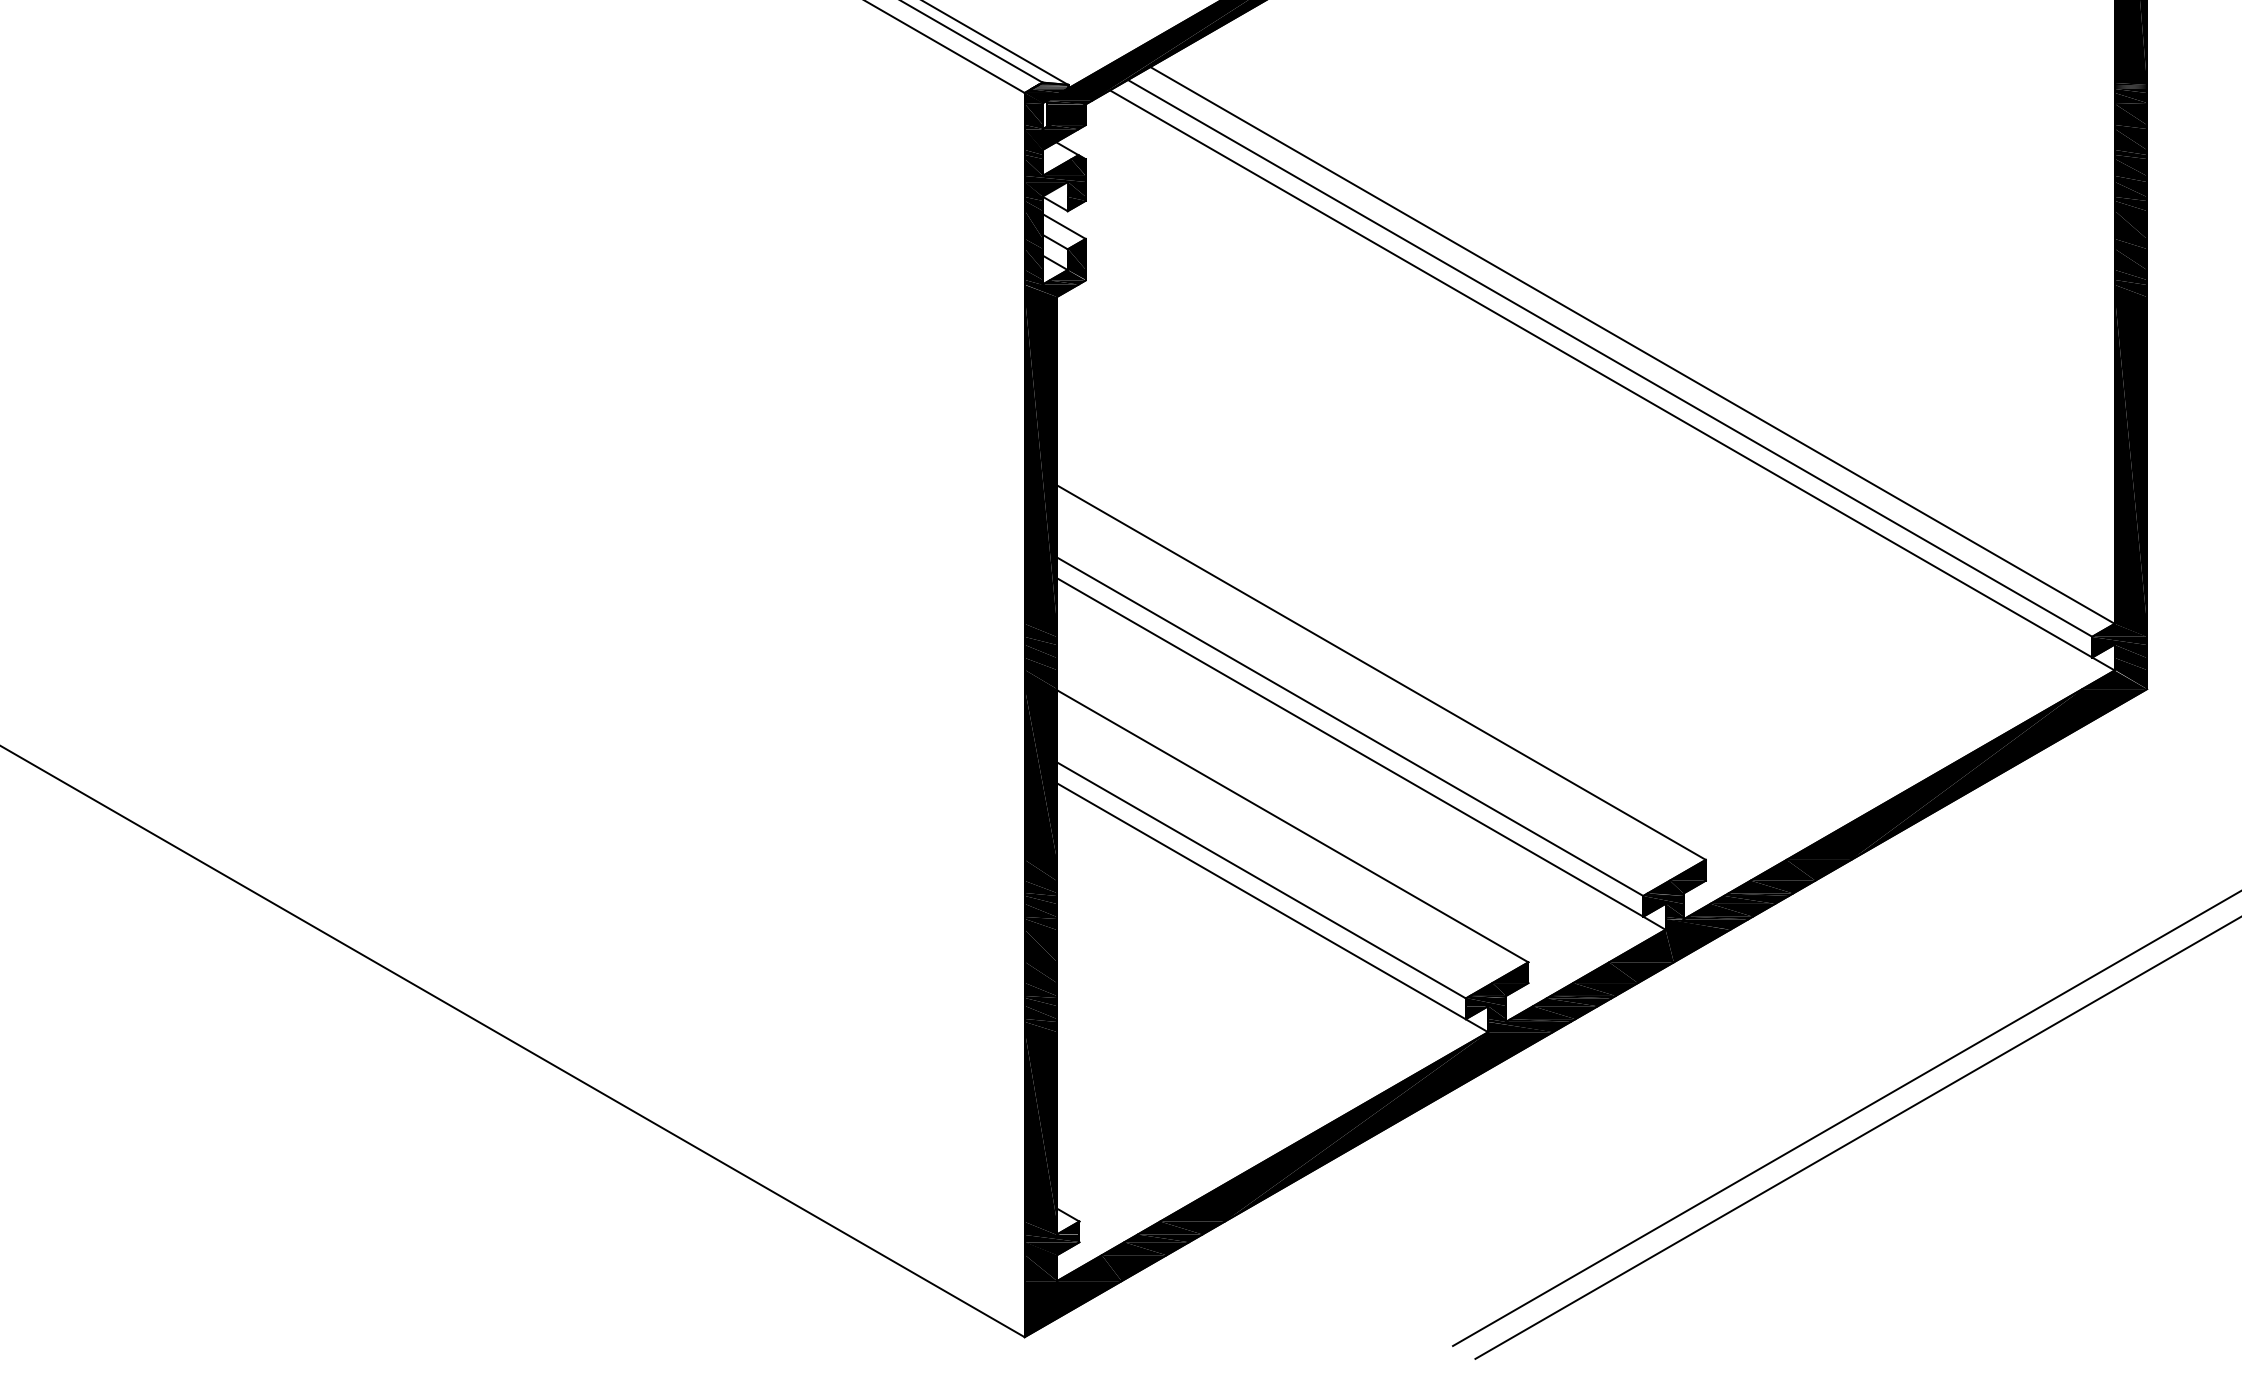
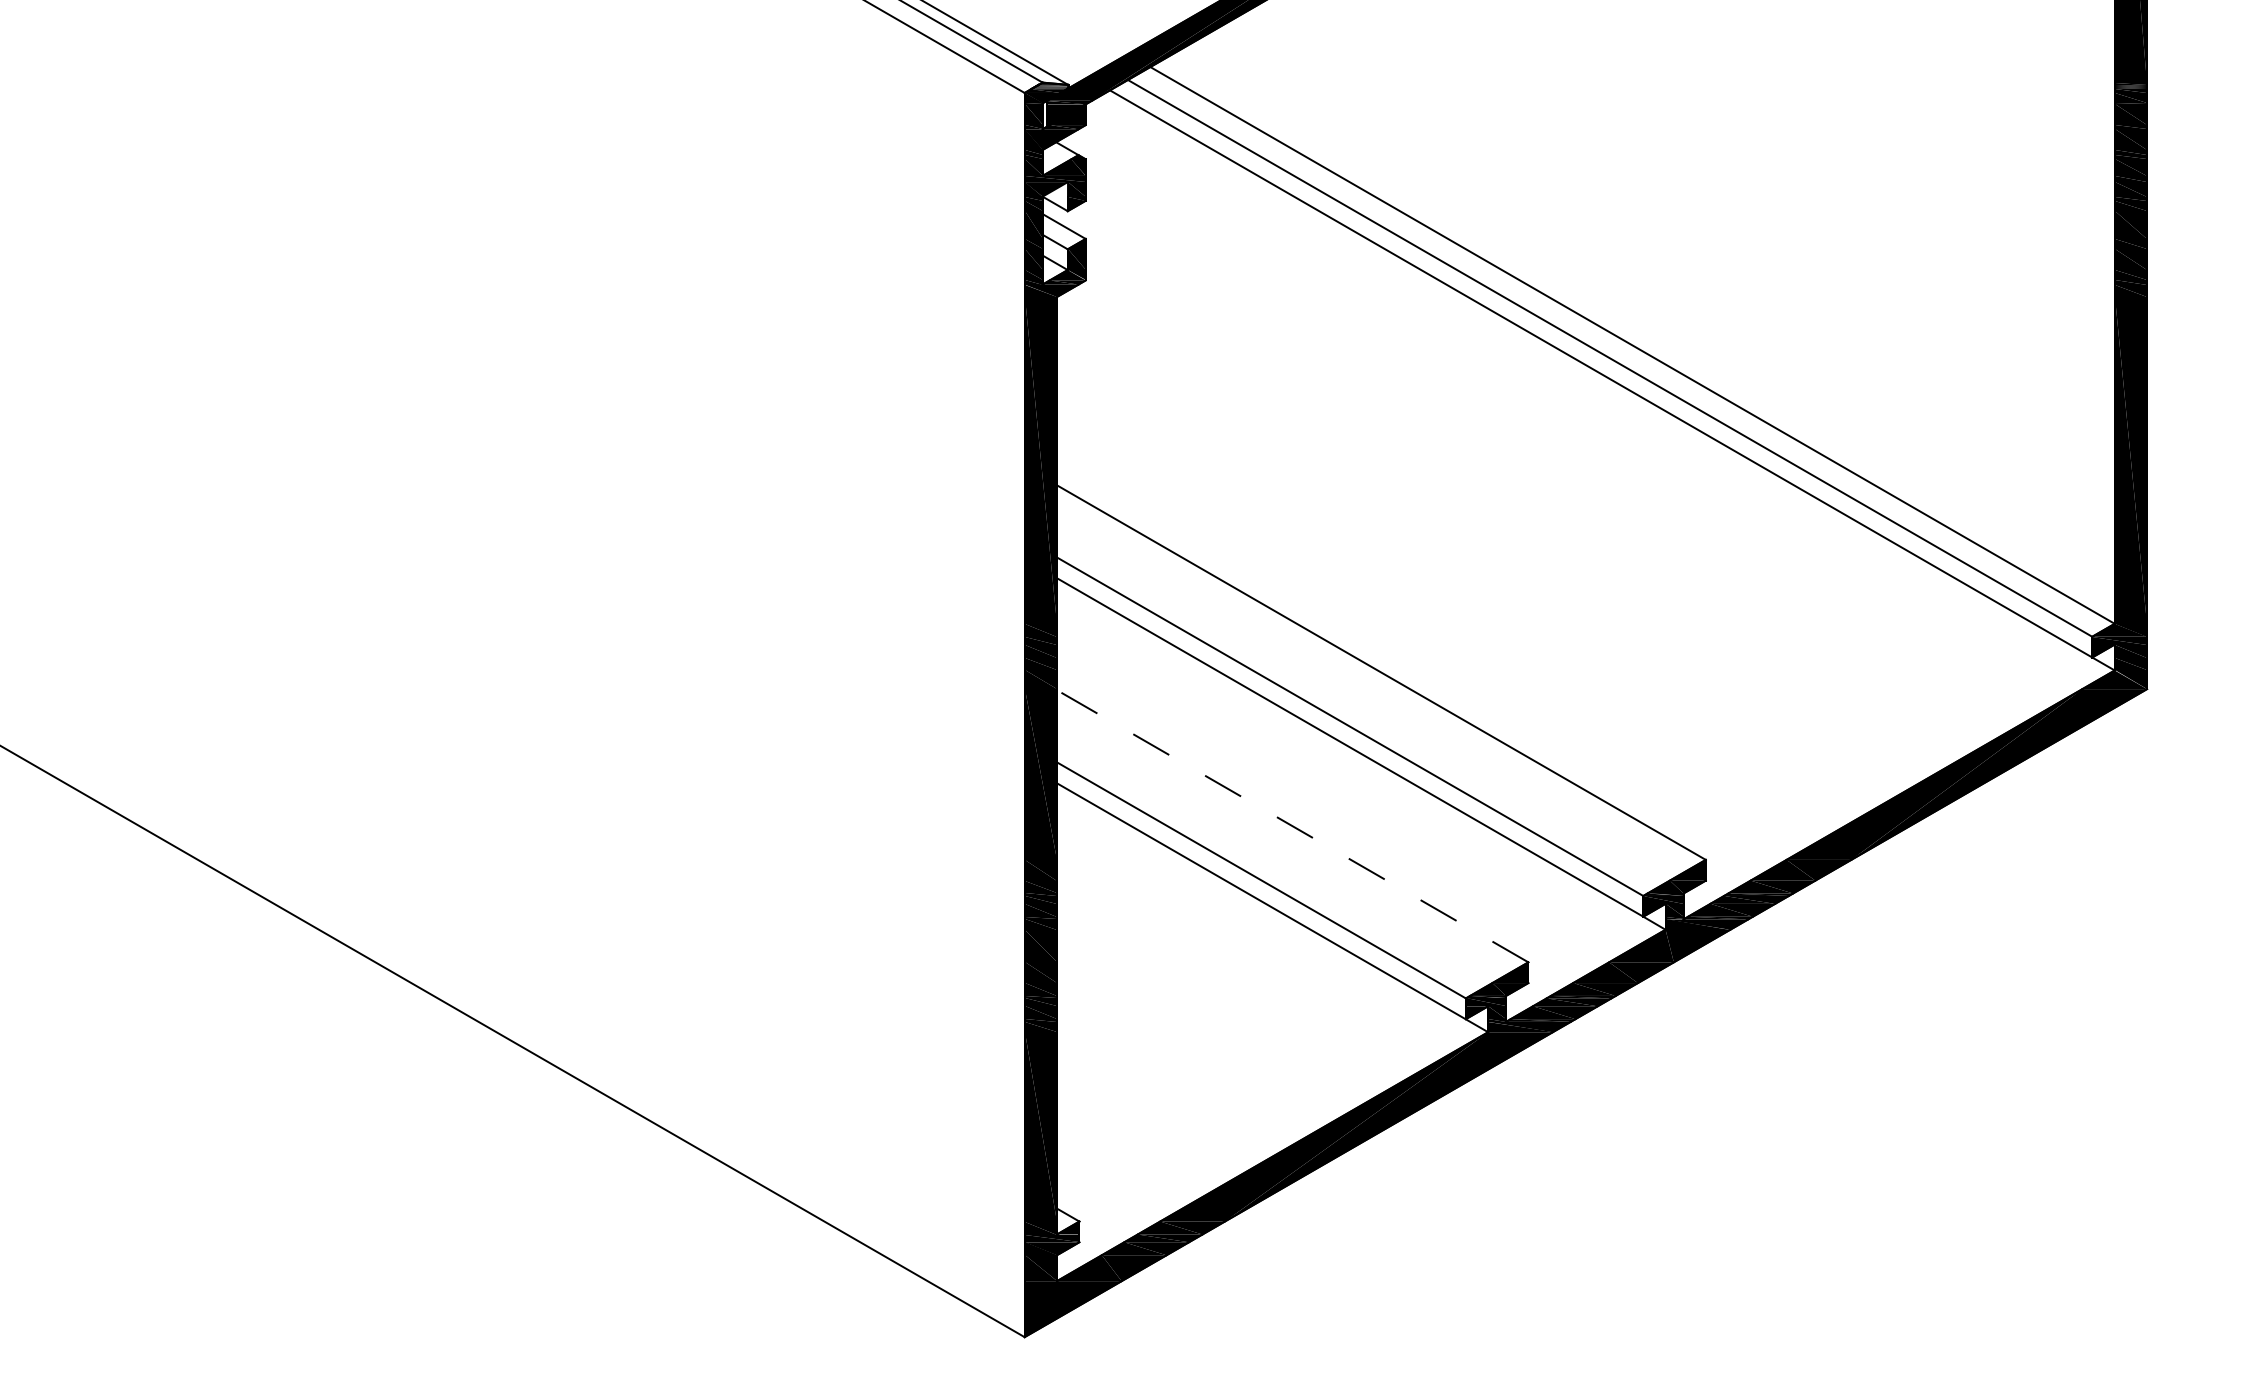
line: solid -> dashed (1292, 826)
line: present -> none (1845, 1118)
line: present -> none (1856, 1138)
